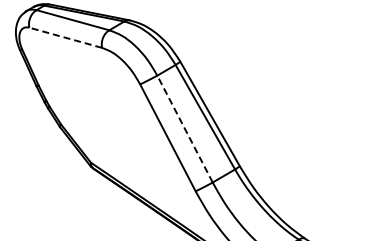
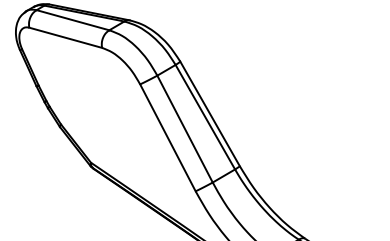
line: dashed -> solid (65, 37)
line: dashed -> solid (184, 128)
